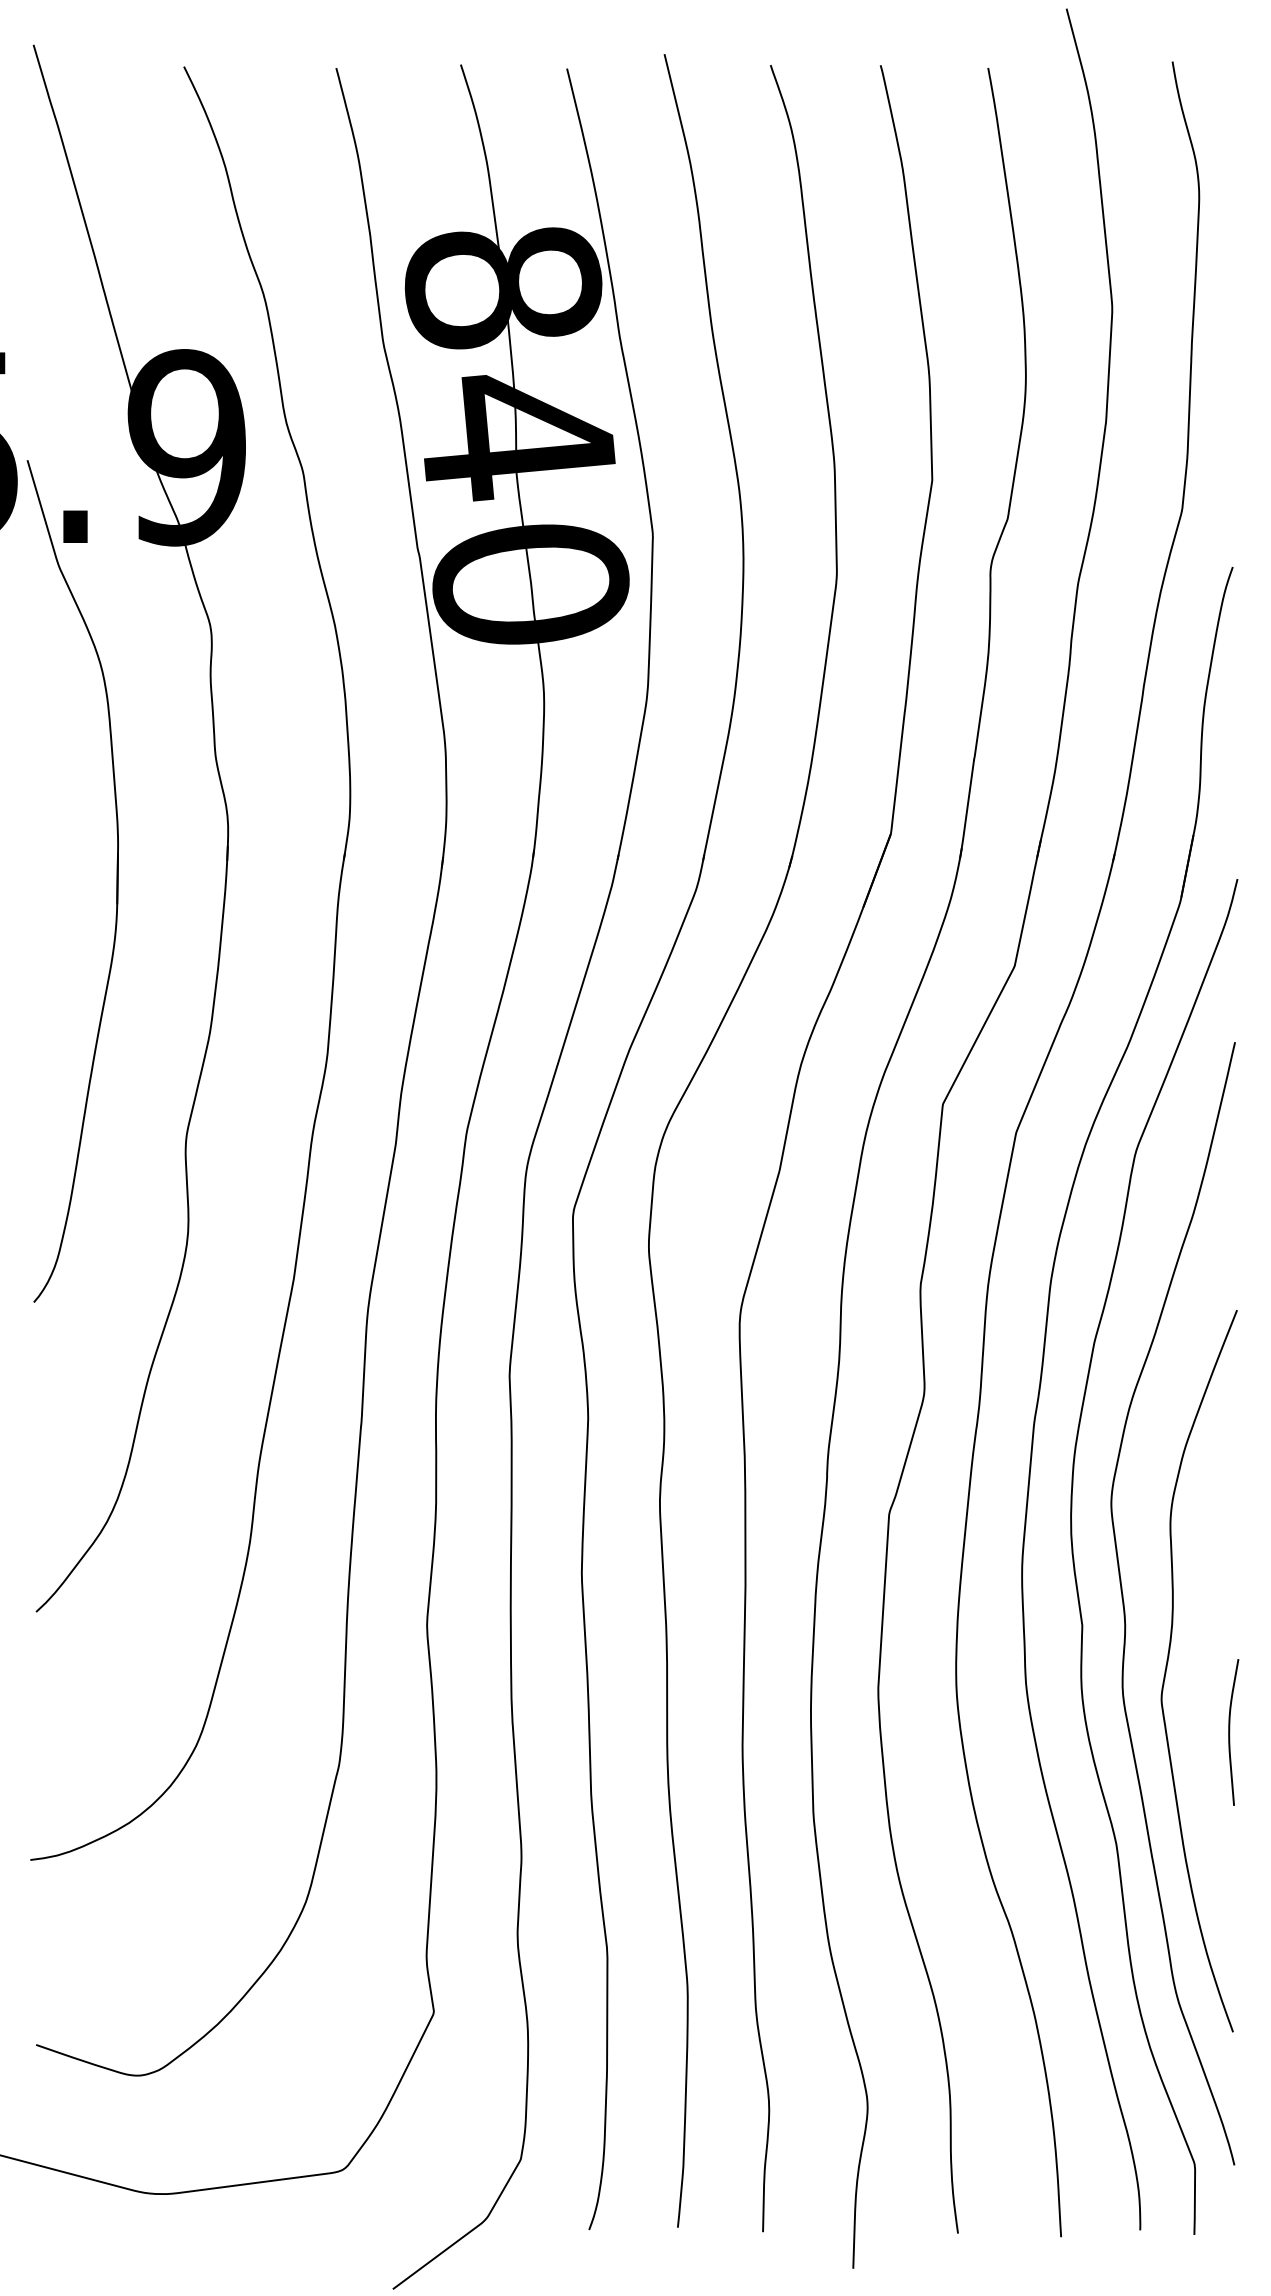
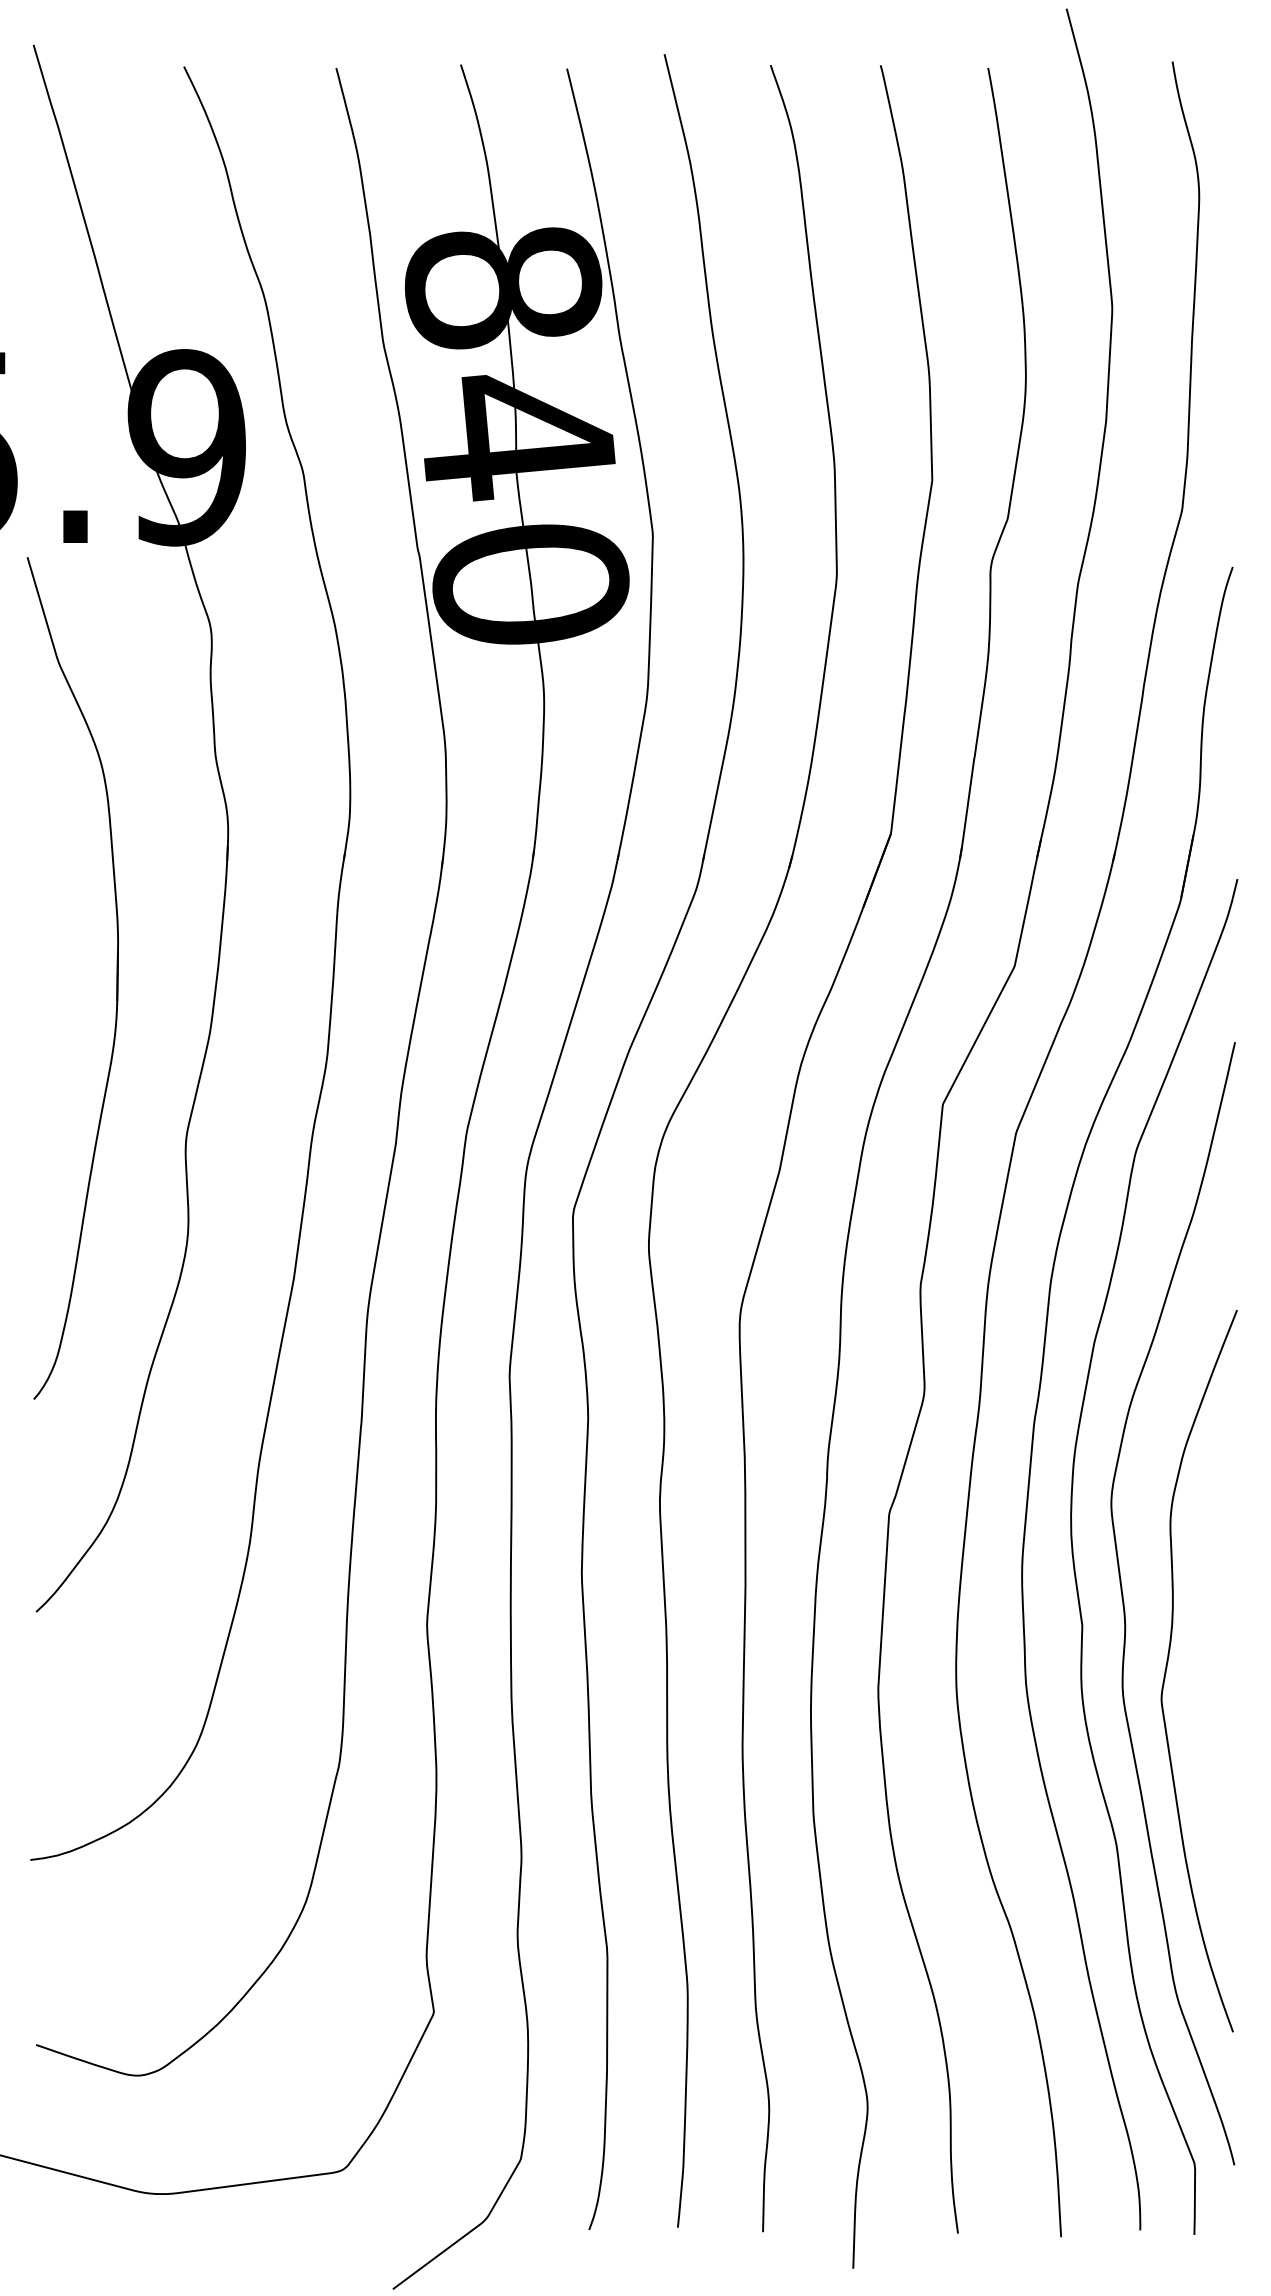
part position: (116, 881) -> (116, 978) (116, 978)
curve: present -> none (1230, 1732)
